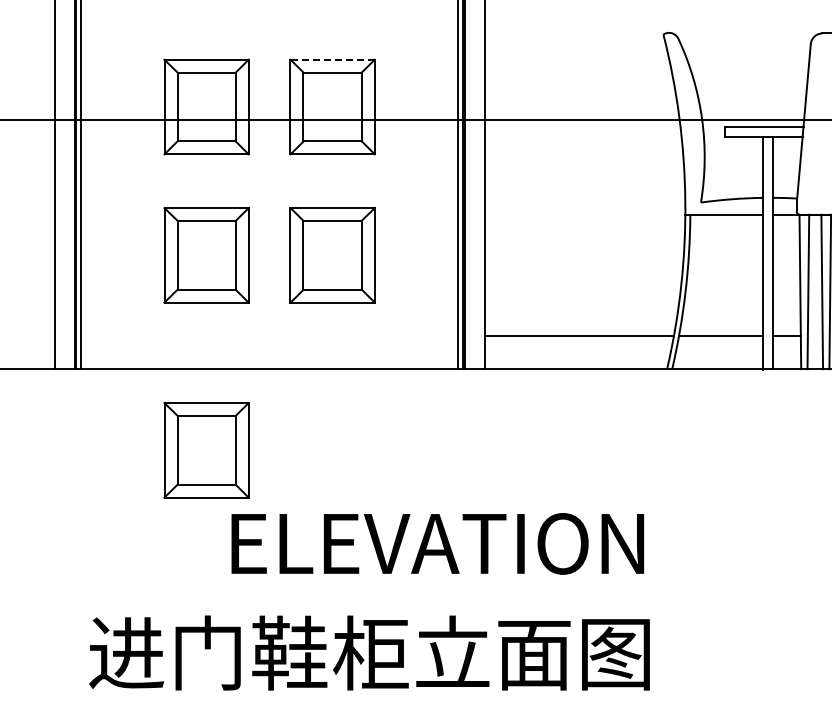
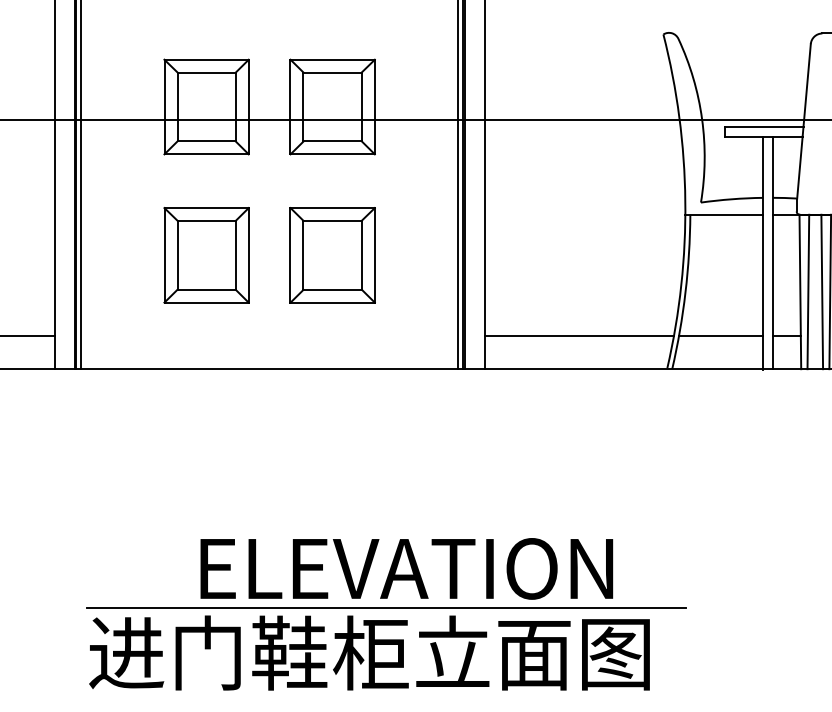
line: dashed -> solid (331, 59)
line: none -> present (28, 335)
part: present -> none (206, 450)
text position: (437, 543) -> (406, 568) (406, 568)
line: none -> present (386, 607)
